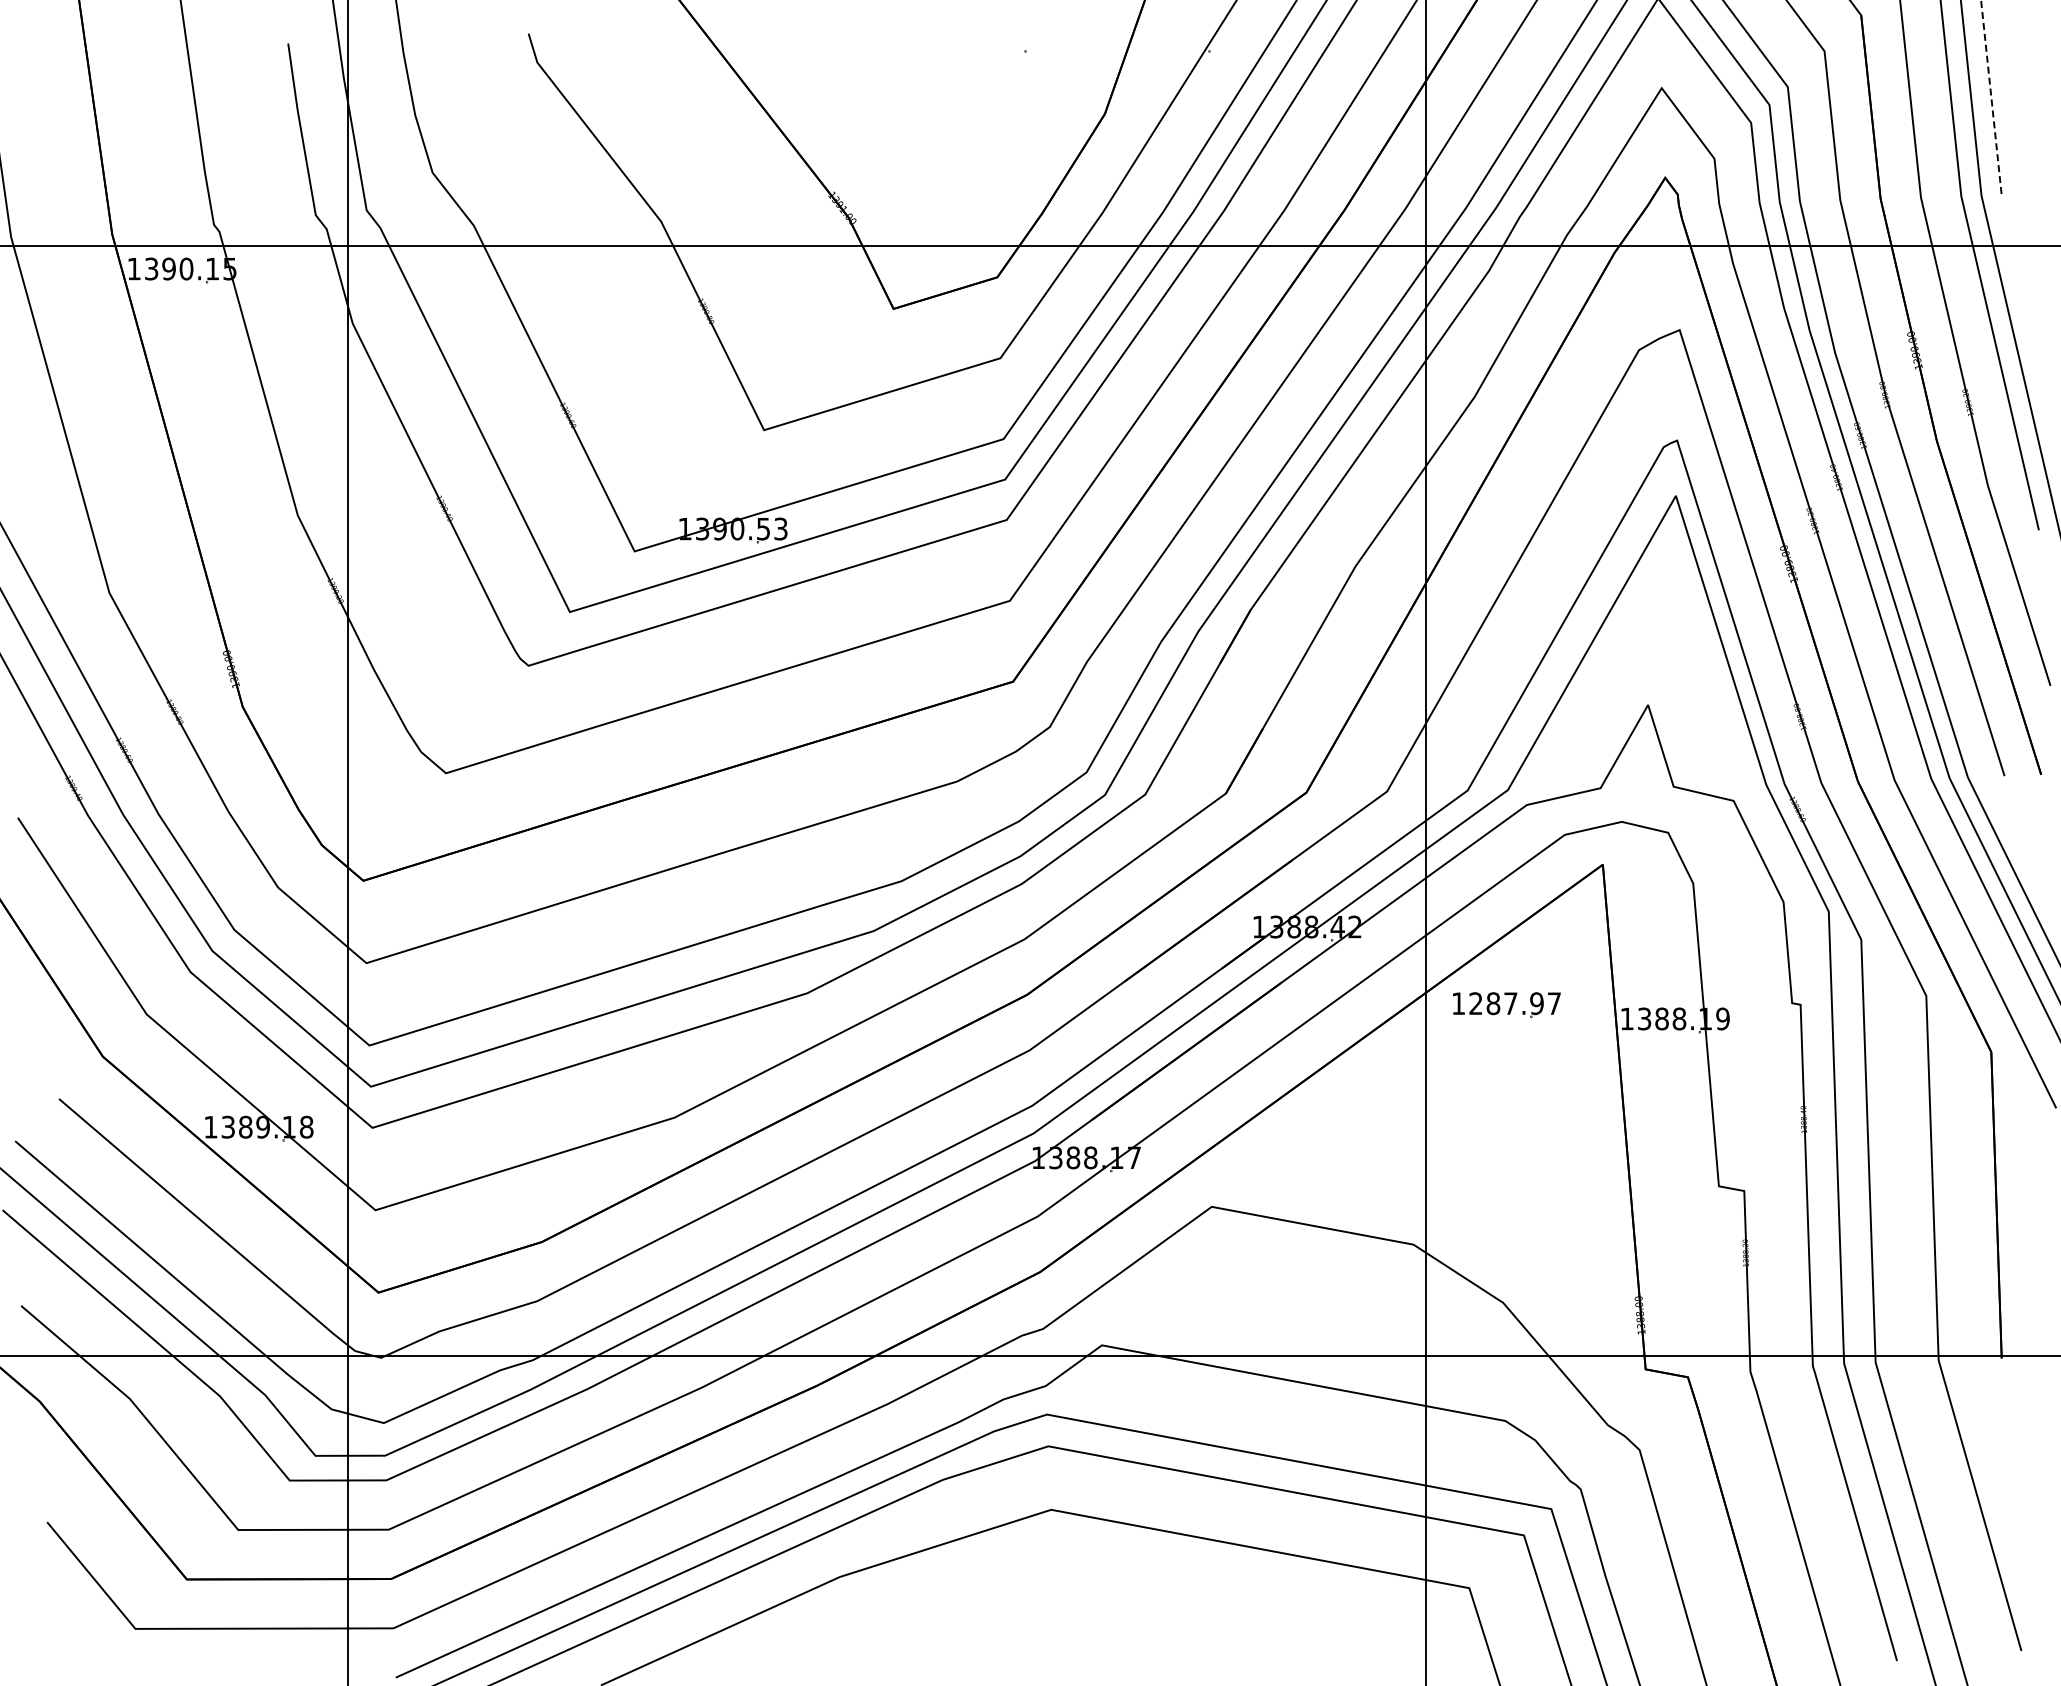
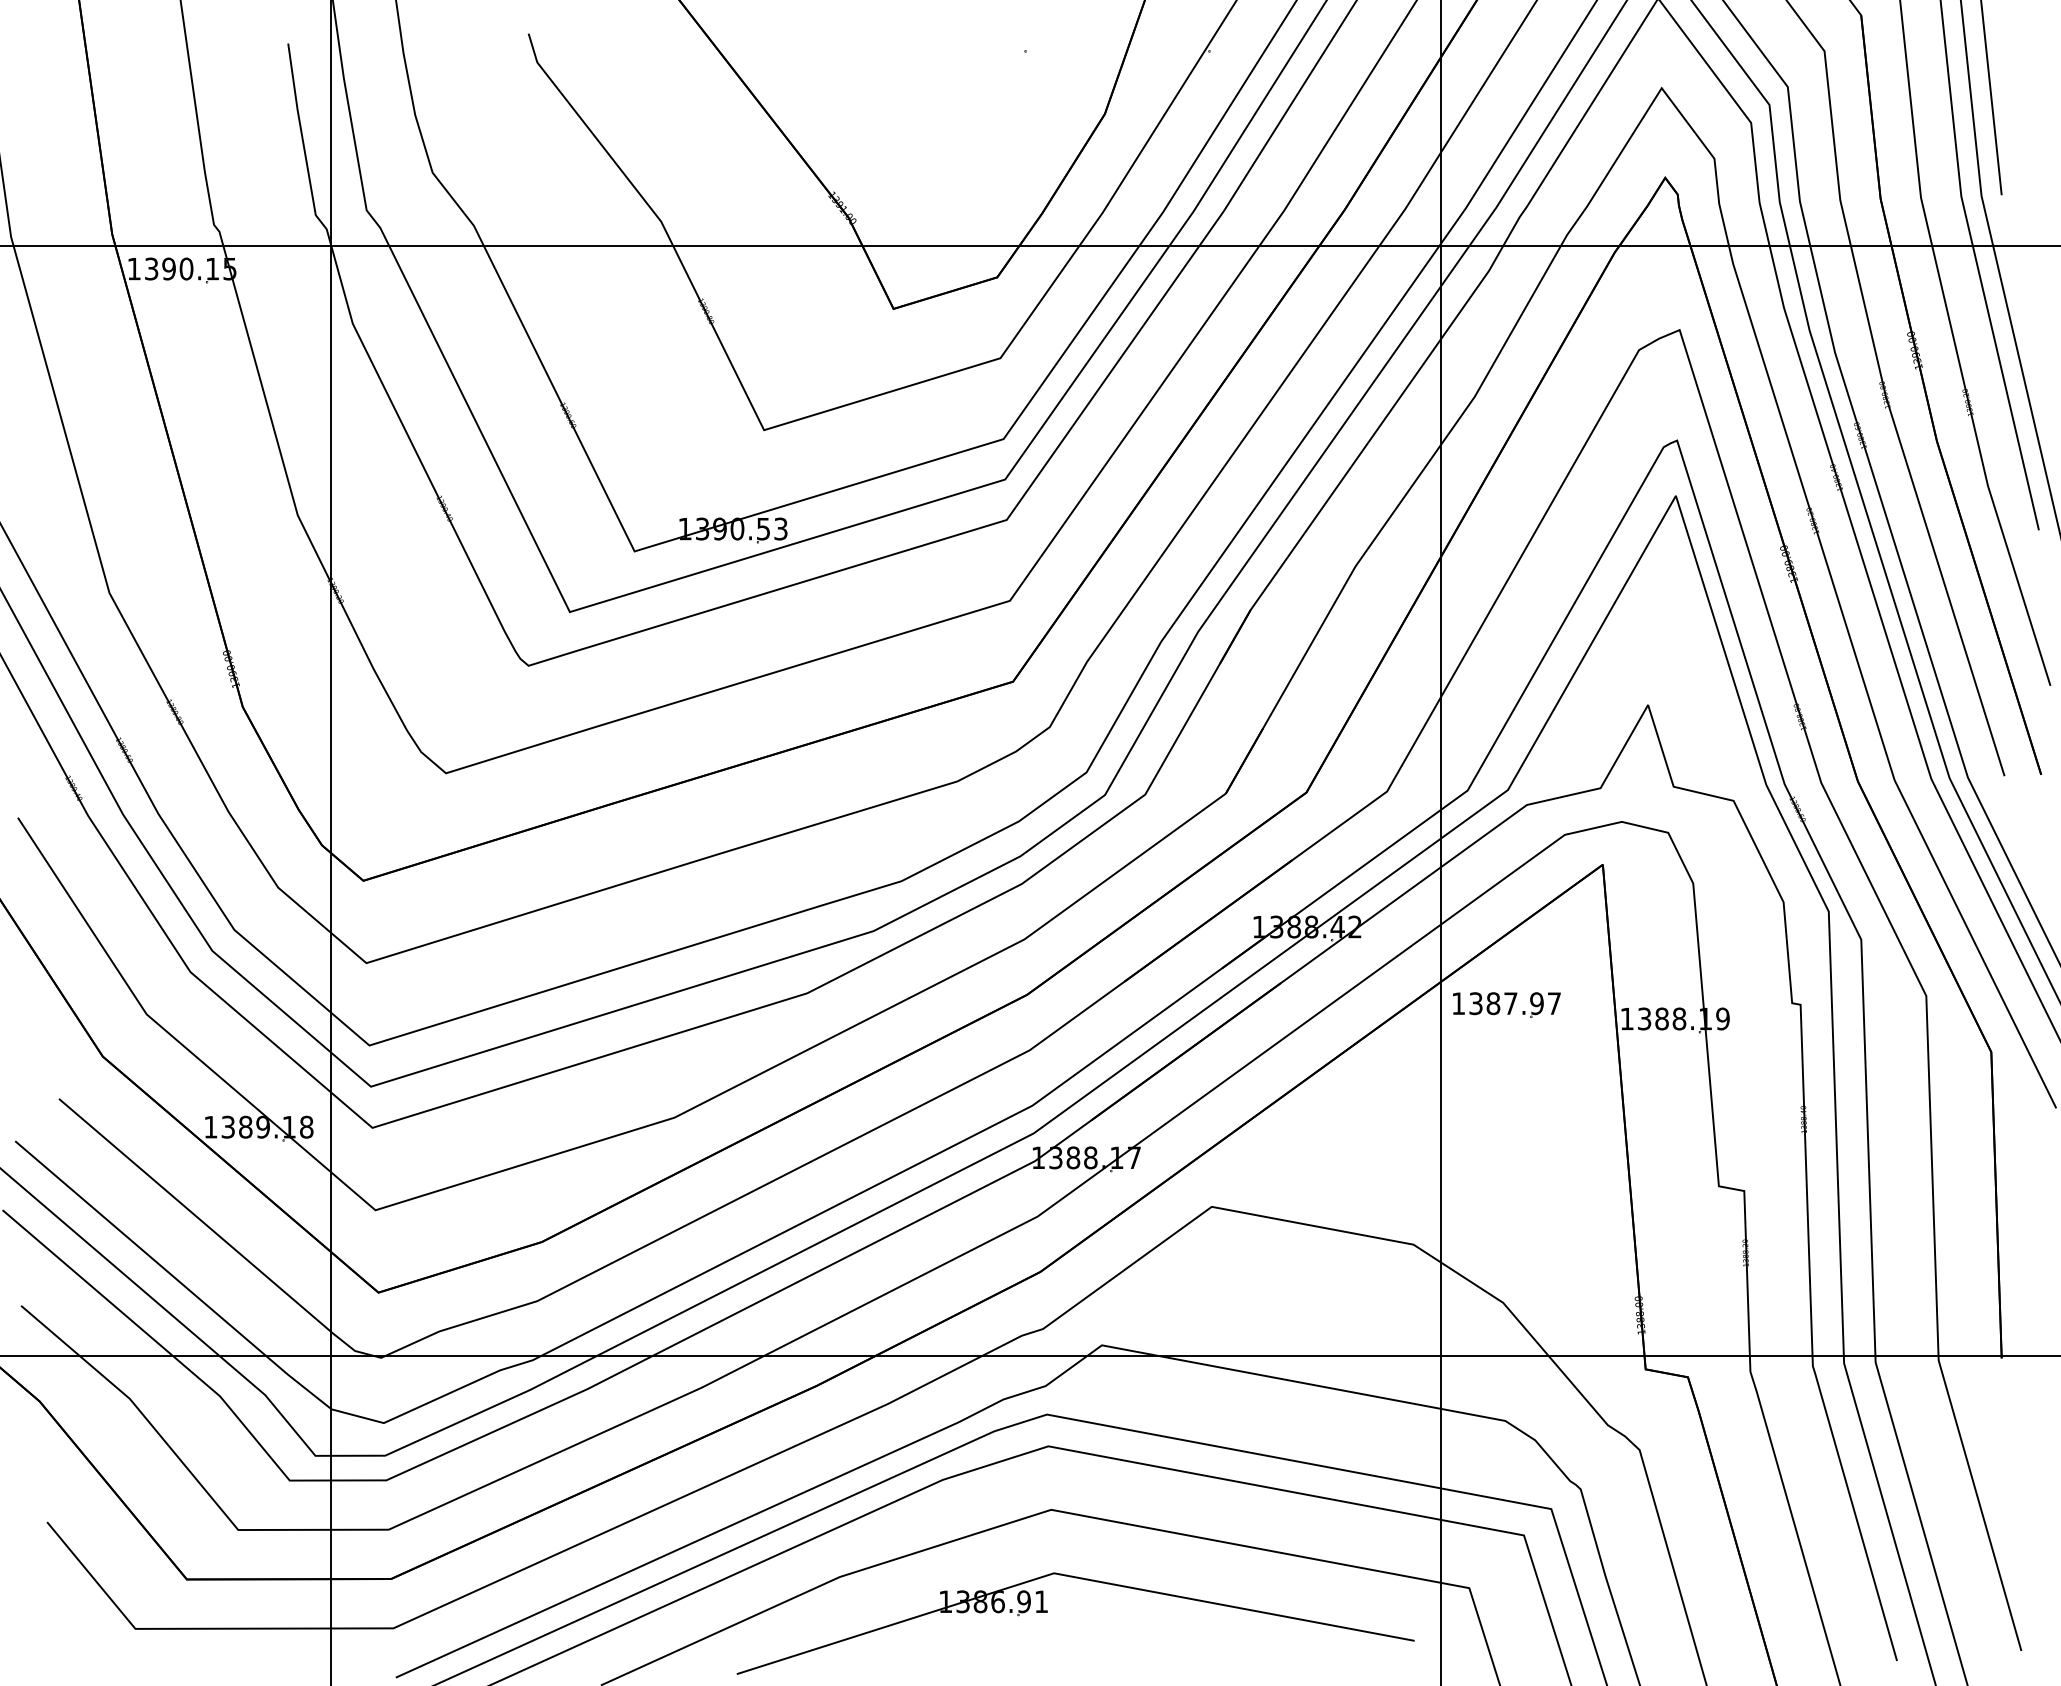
line: dashed -> solid (1991, 98)
line position: (348, 842) -> (331, 842) (331, 842)
line position: (1425, 842) -> (1440, 842) (1440, 842)
text: 1287.97 -> 1387.97 (1475, 1003)
part: none -> present (1047, 1612)
